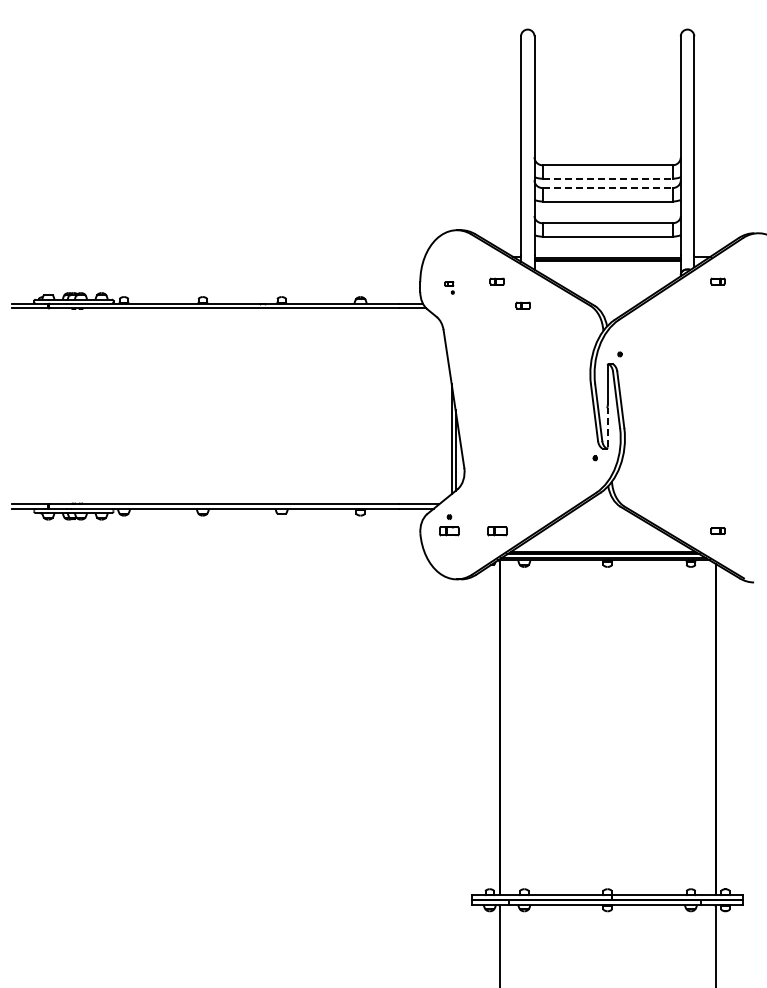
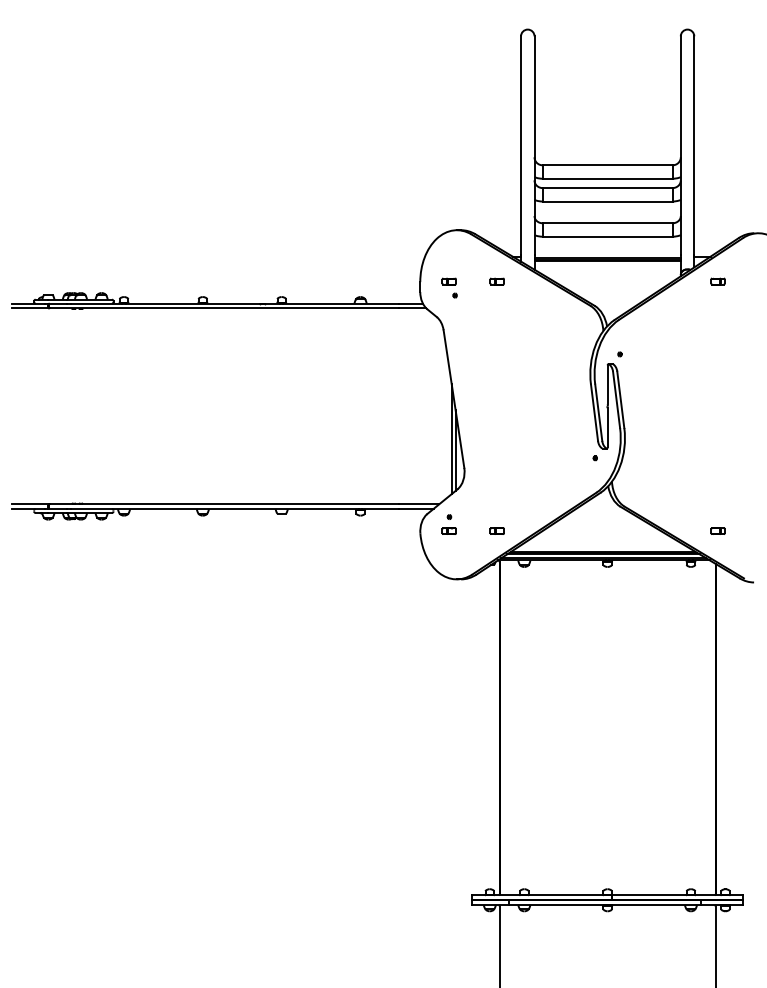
line: dashed -> solid (607, 178)
line: dashed -> solid (607, 188)
part size: 11x14 px -> 17x22 px (449, 287)
part: present -> none (522, 305)
line: dashed -> solid (607, 427)
part size: 21x11 px -> 16x8 px (448, 530)
part size: 21x11 px -> 16x8 px (496, 530)
